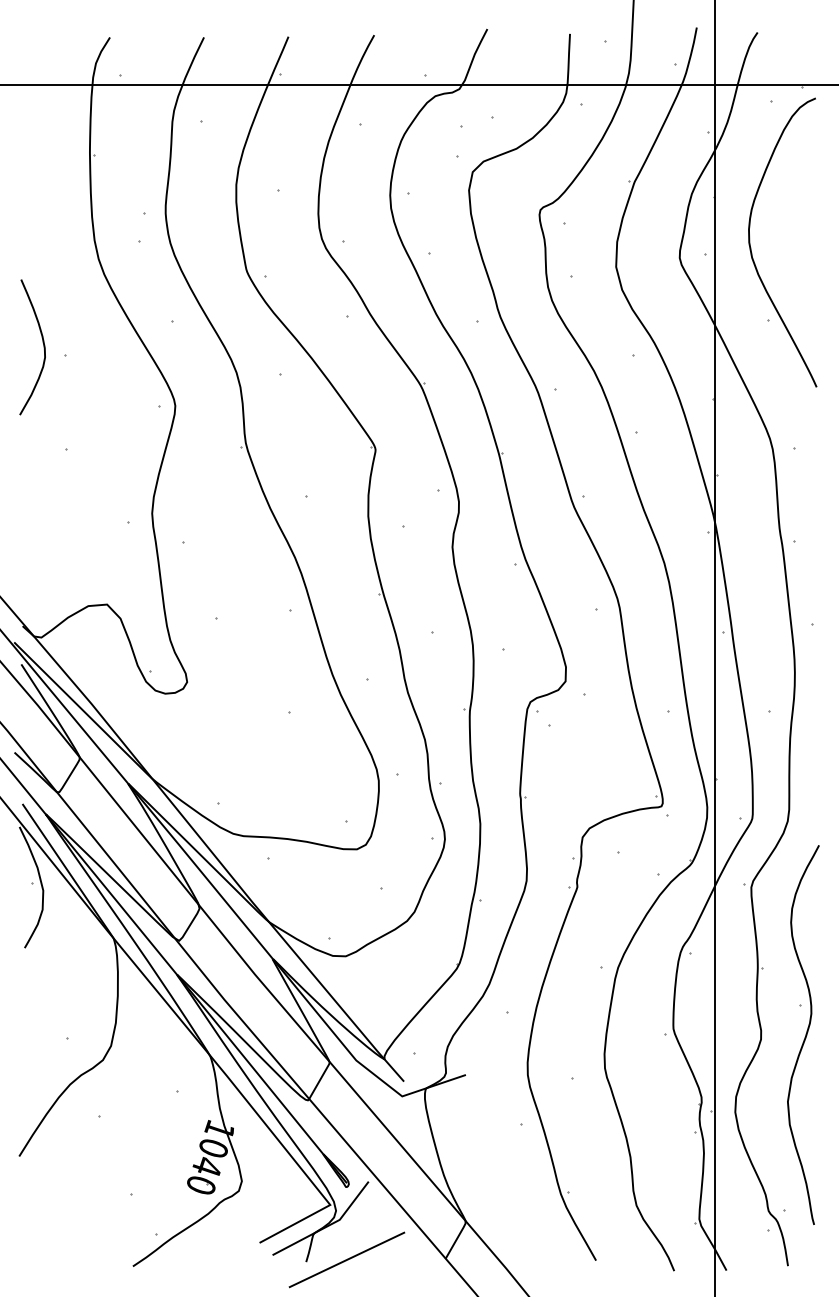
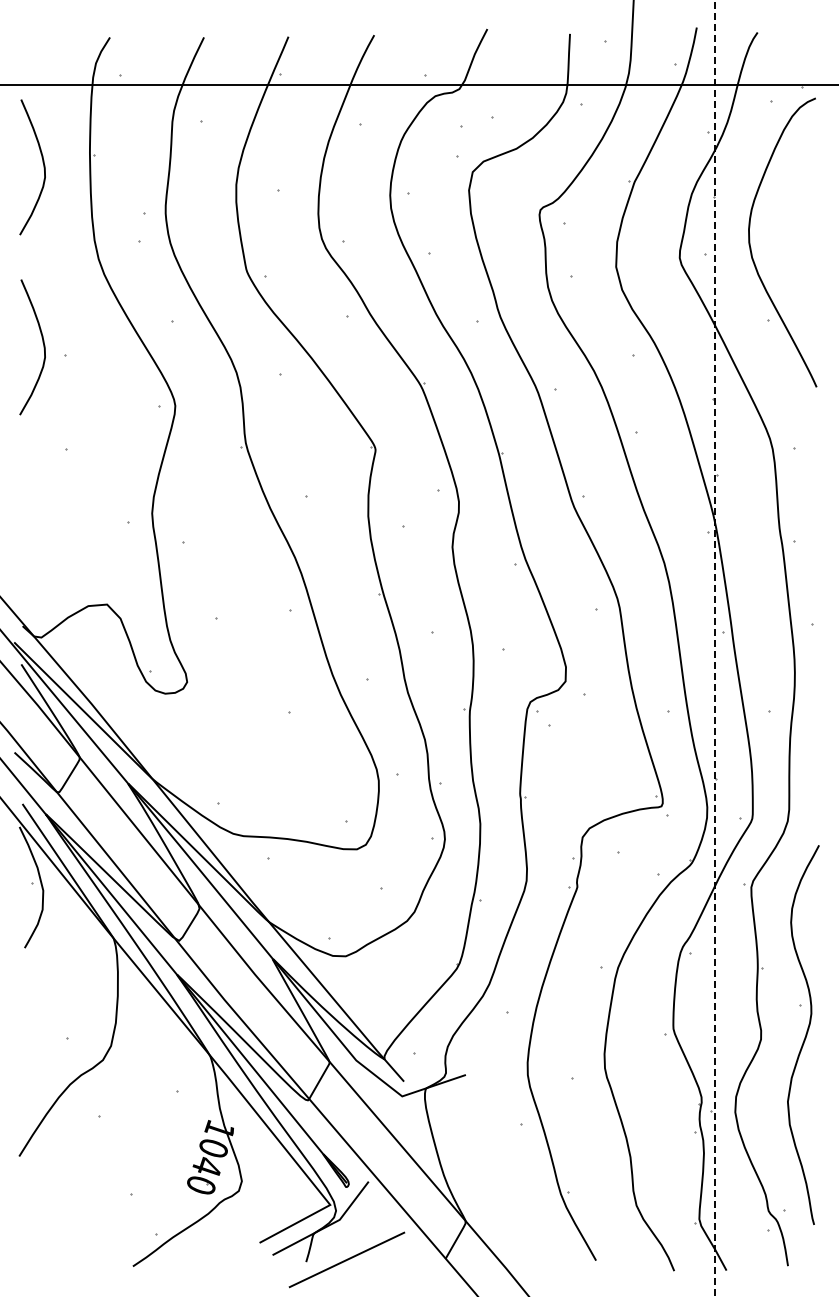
curve: none -> present (43, 167)
line: solid -> dashed (714, 648)
